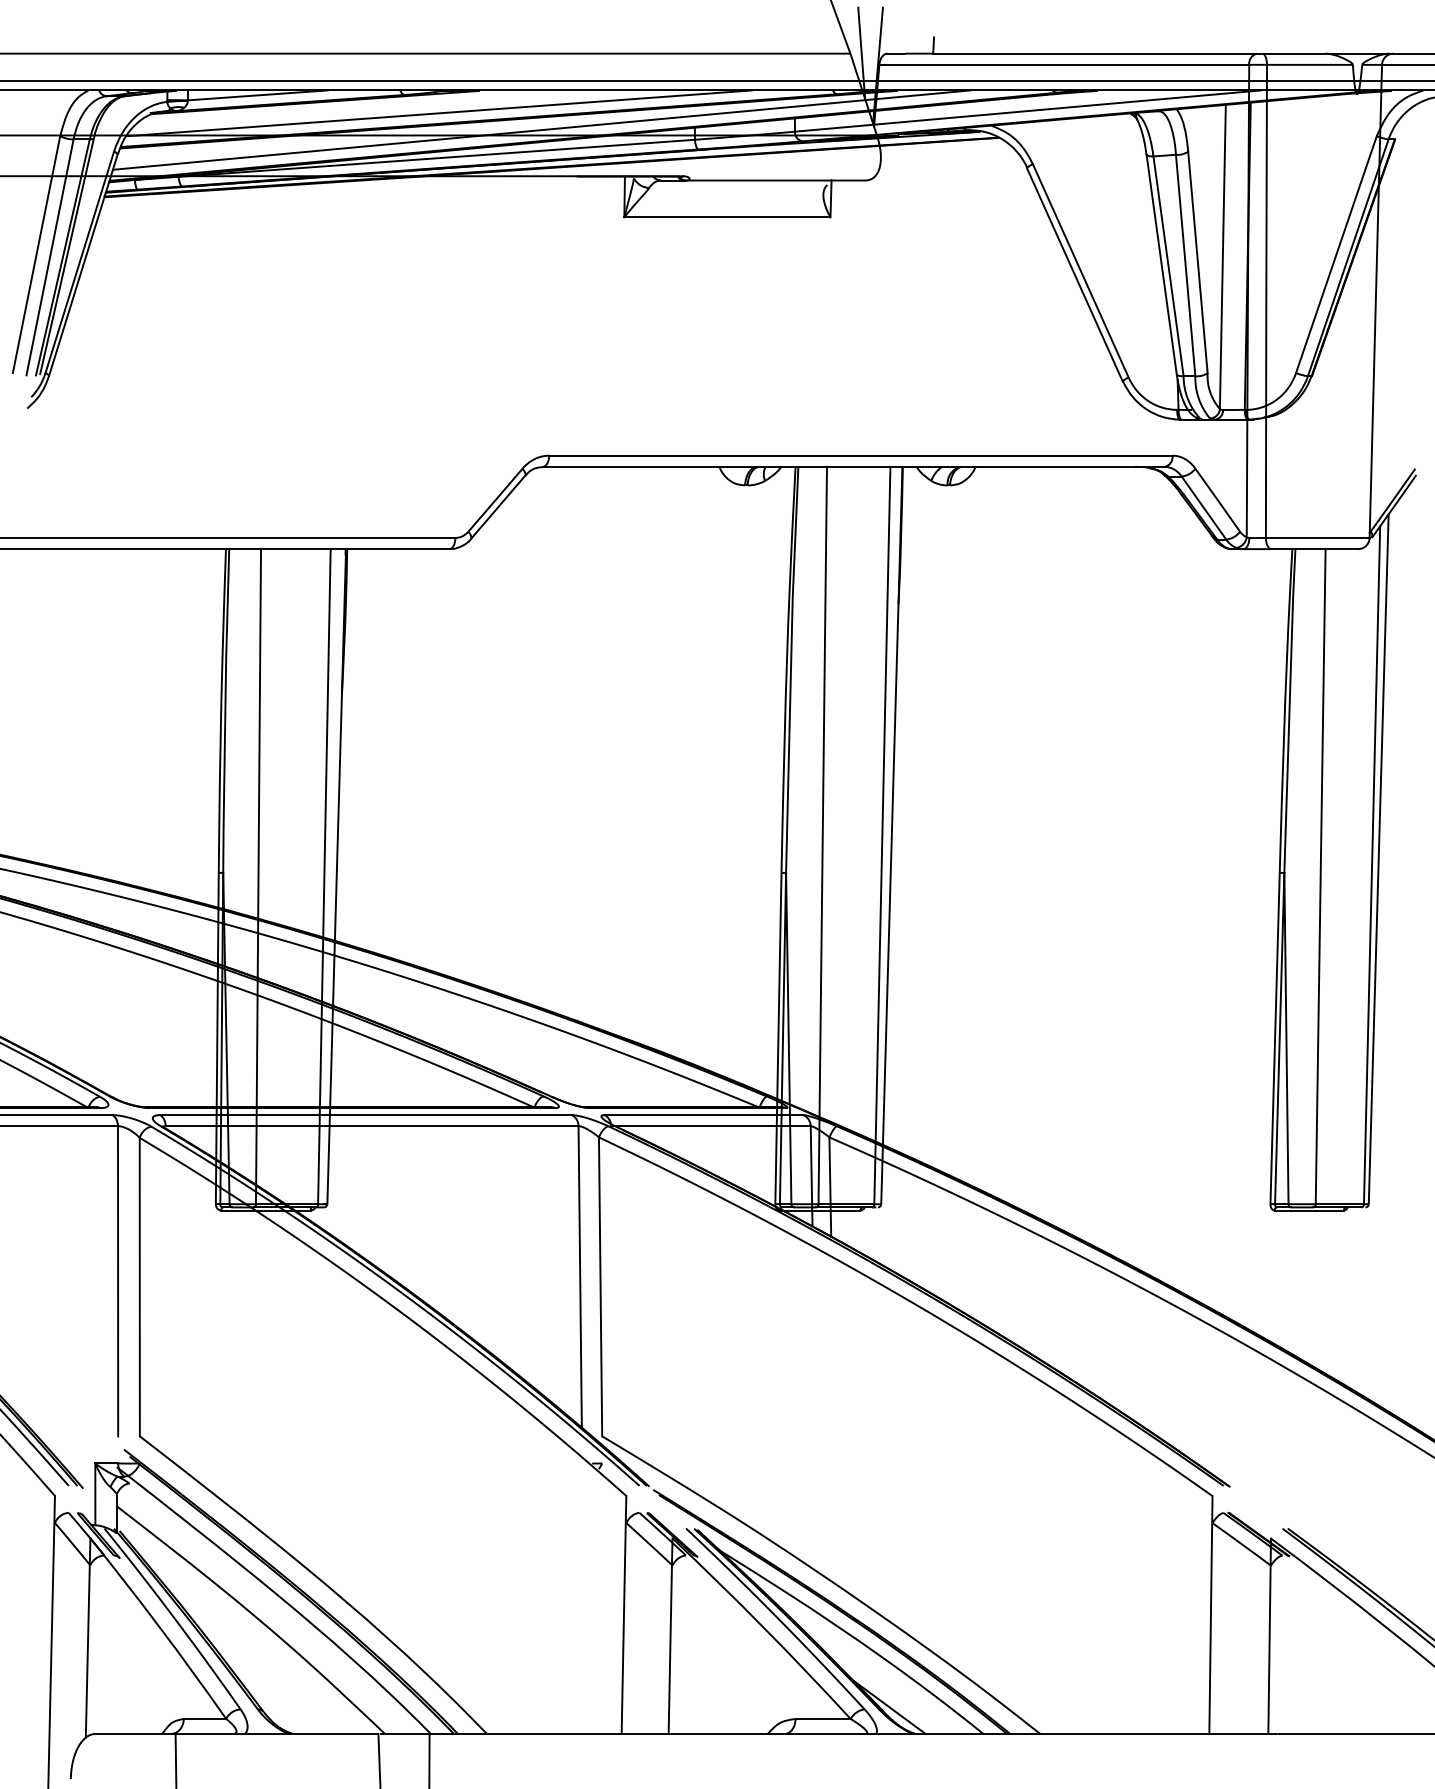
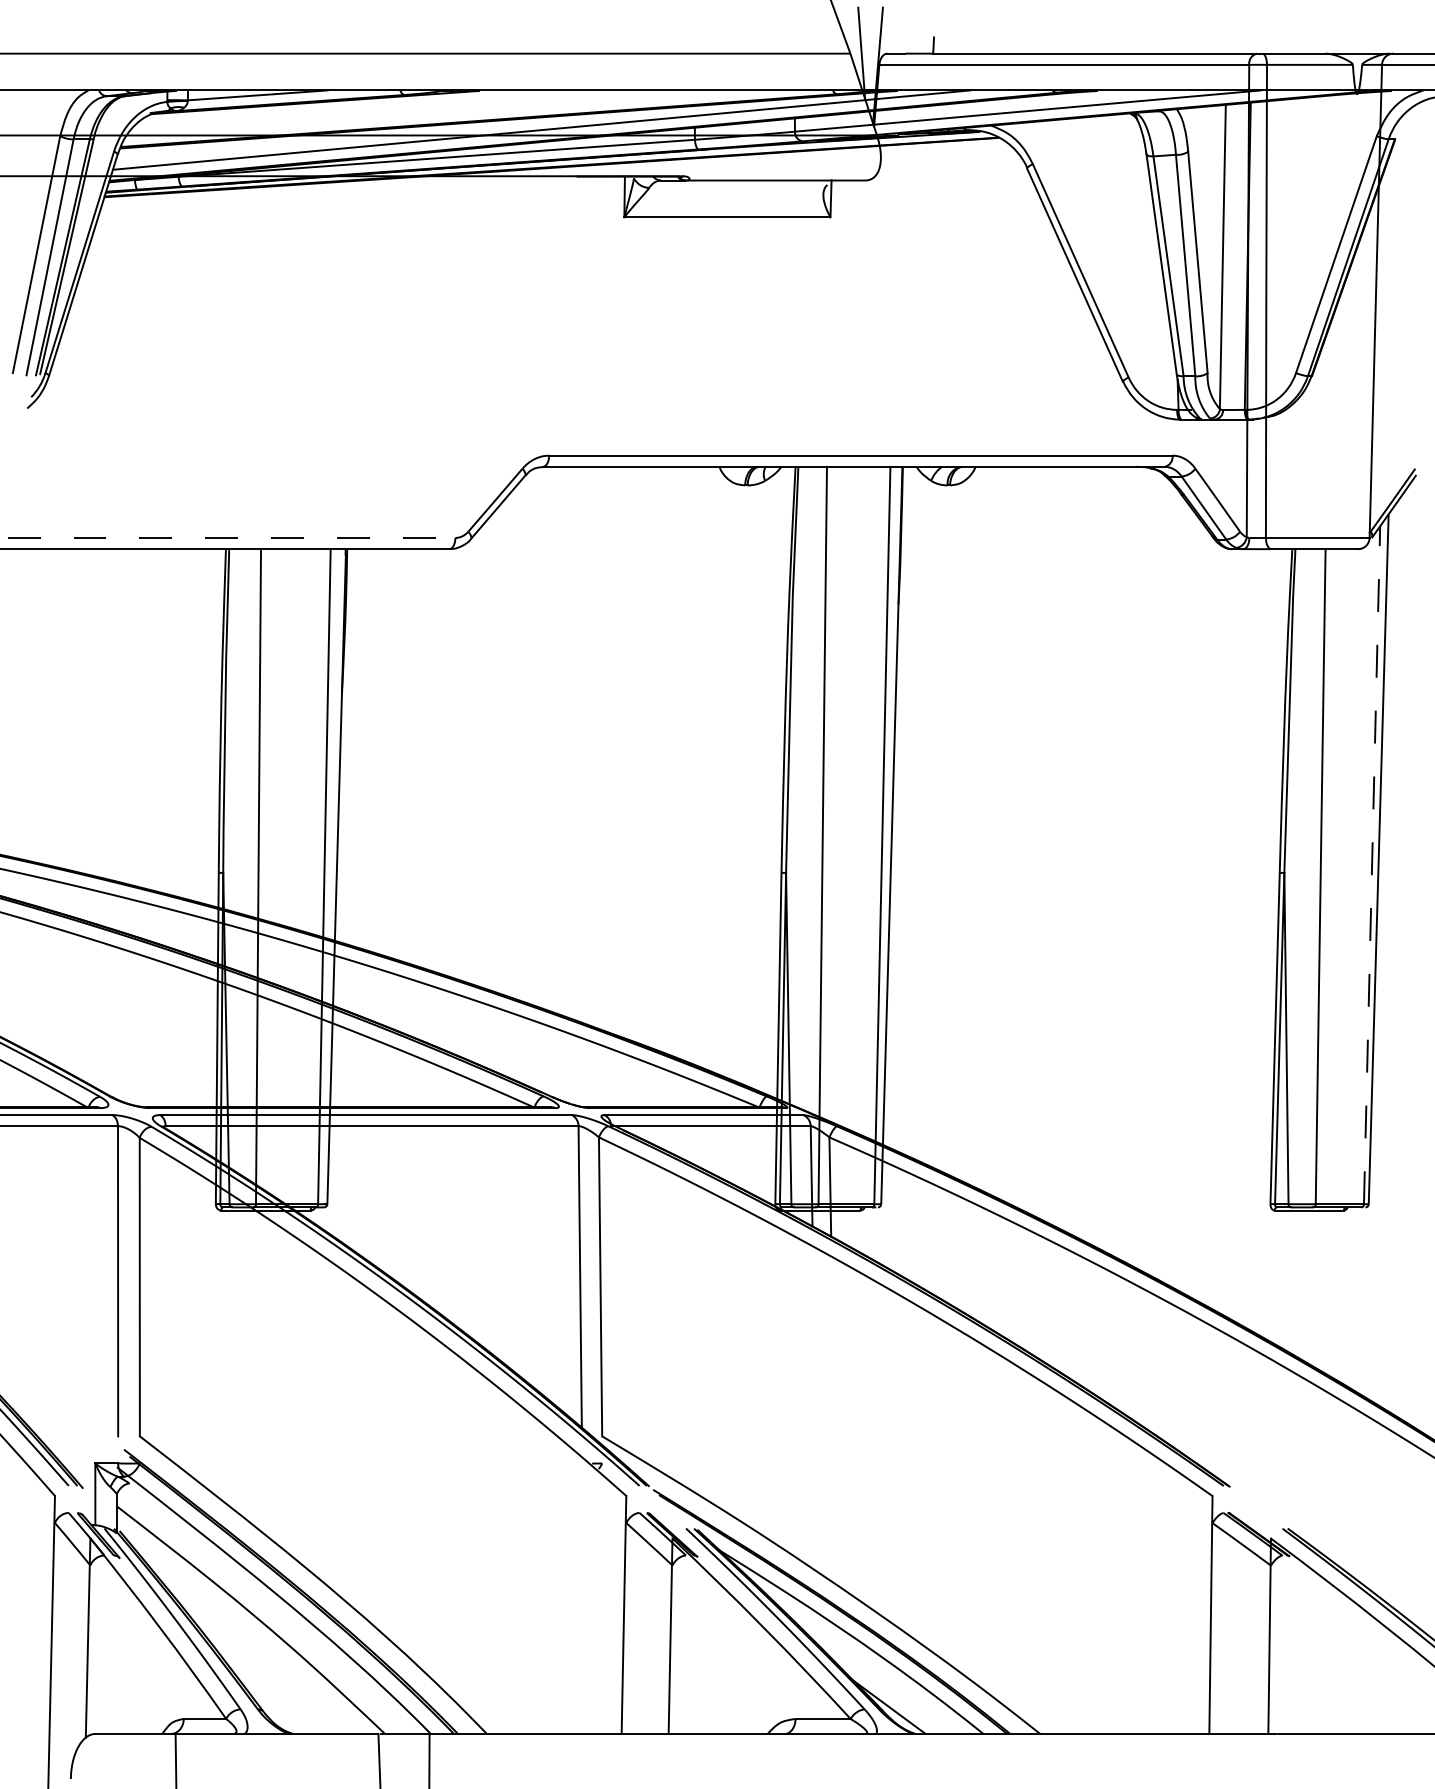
line: present -> none (716, 80)
line: present -> none (438, 113)
line: solid -> dashed (227, 537)
line: solid -> dashed (1372, 864)
